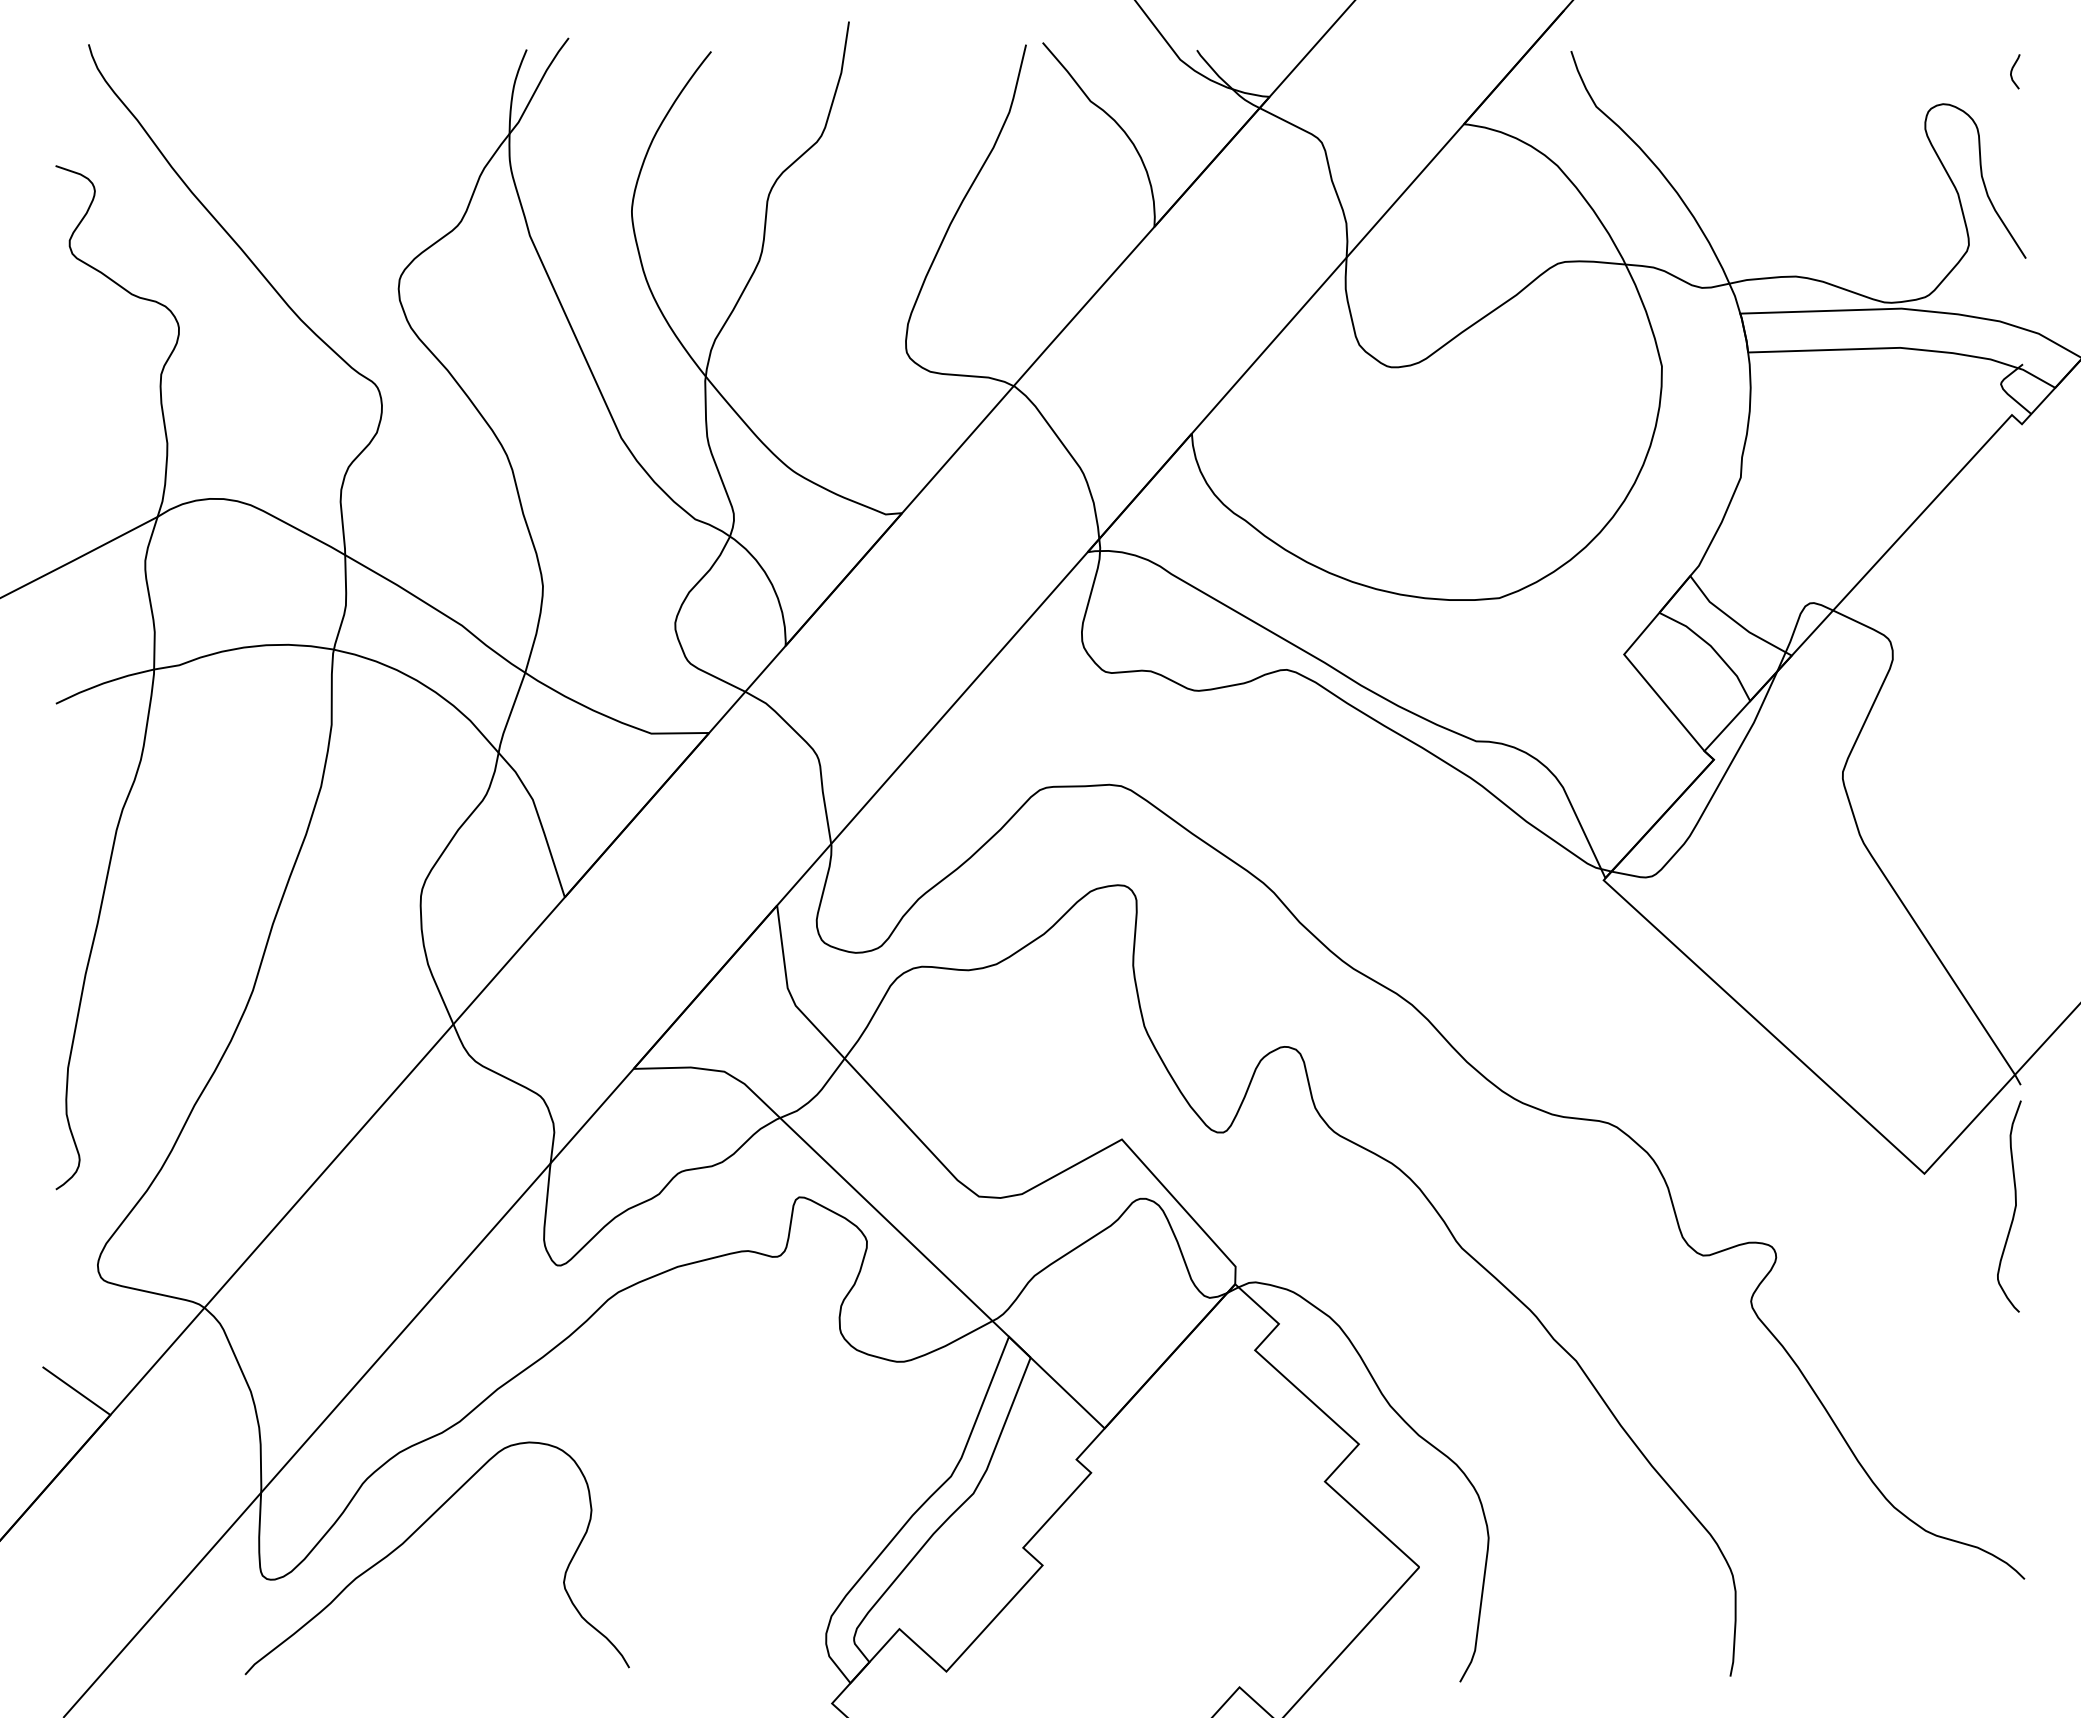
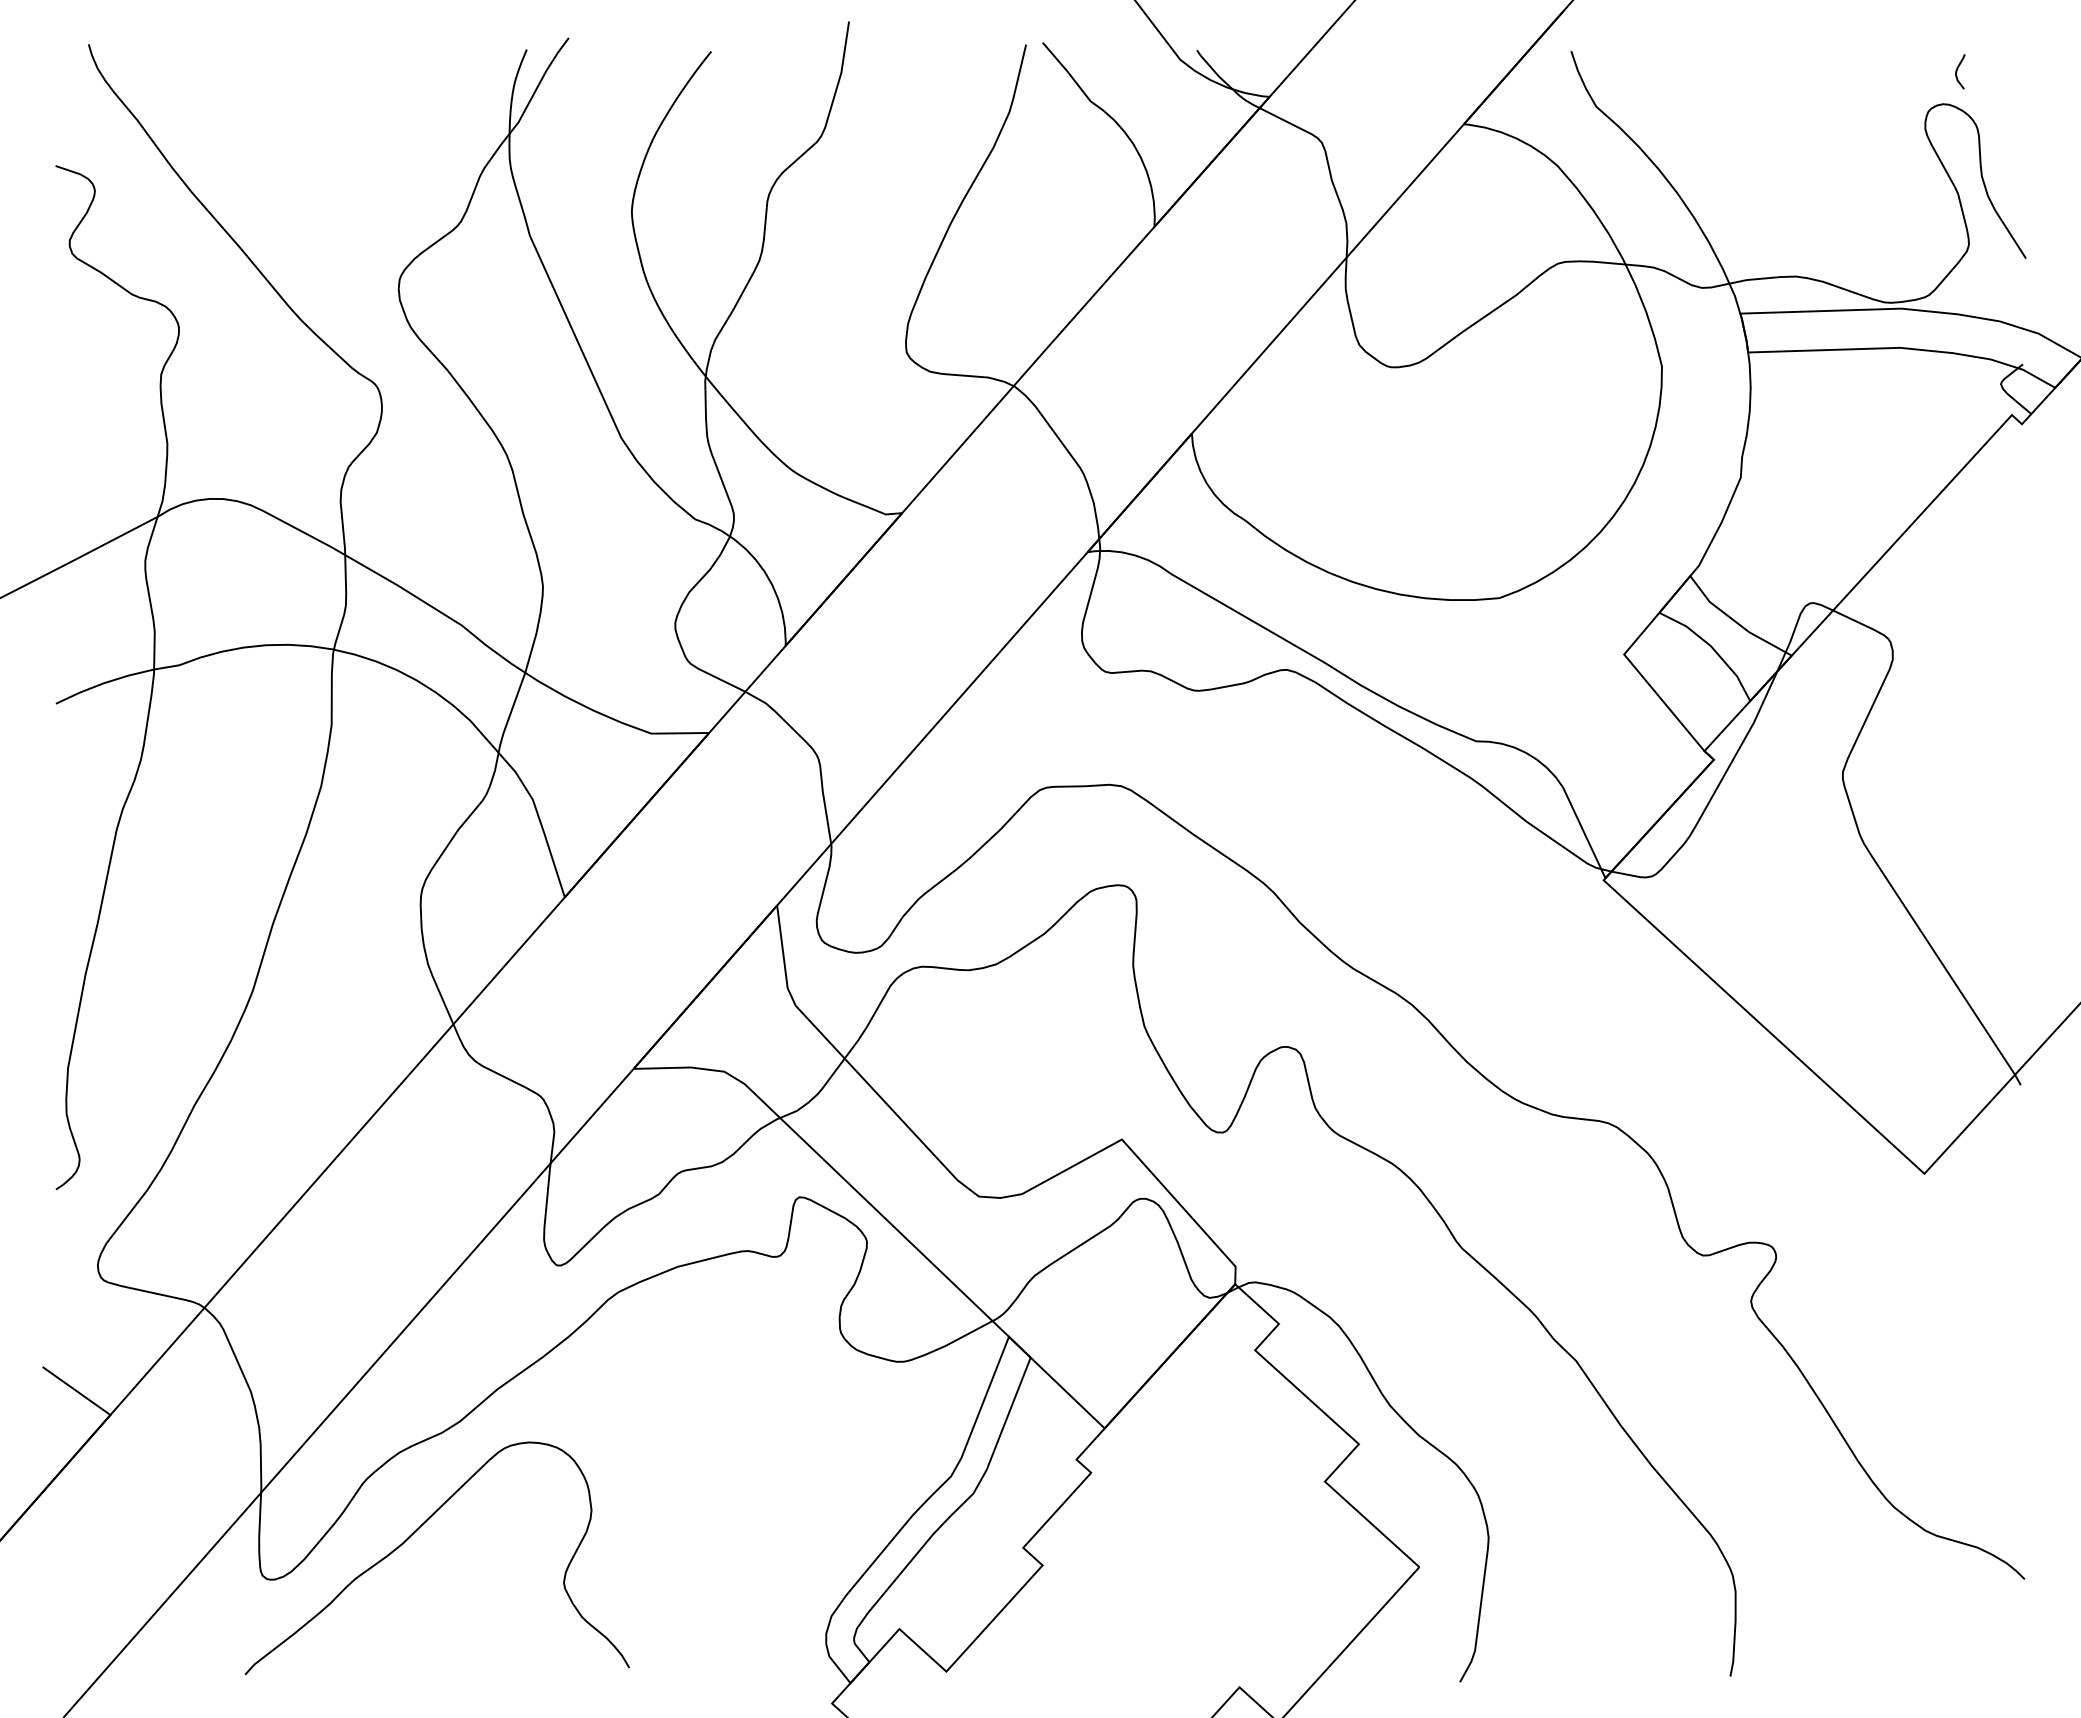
curve position: (2012, 71) -> (1957, 71) (1957, 71)
curve: present -> none (2014, 1206)
